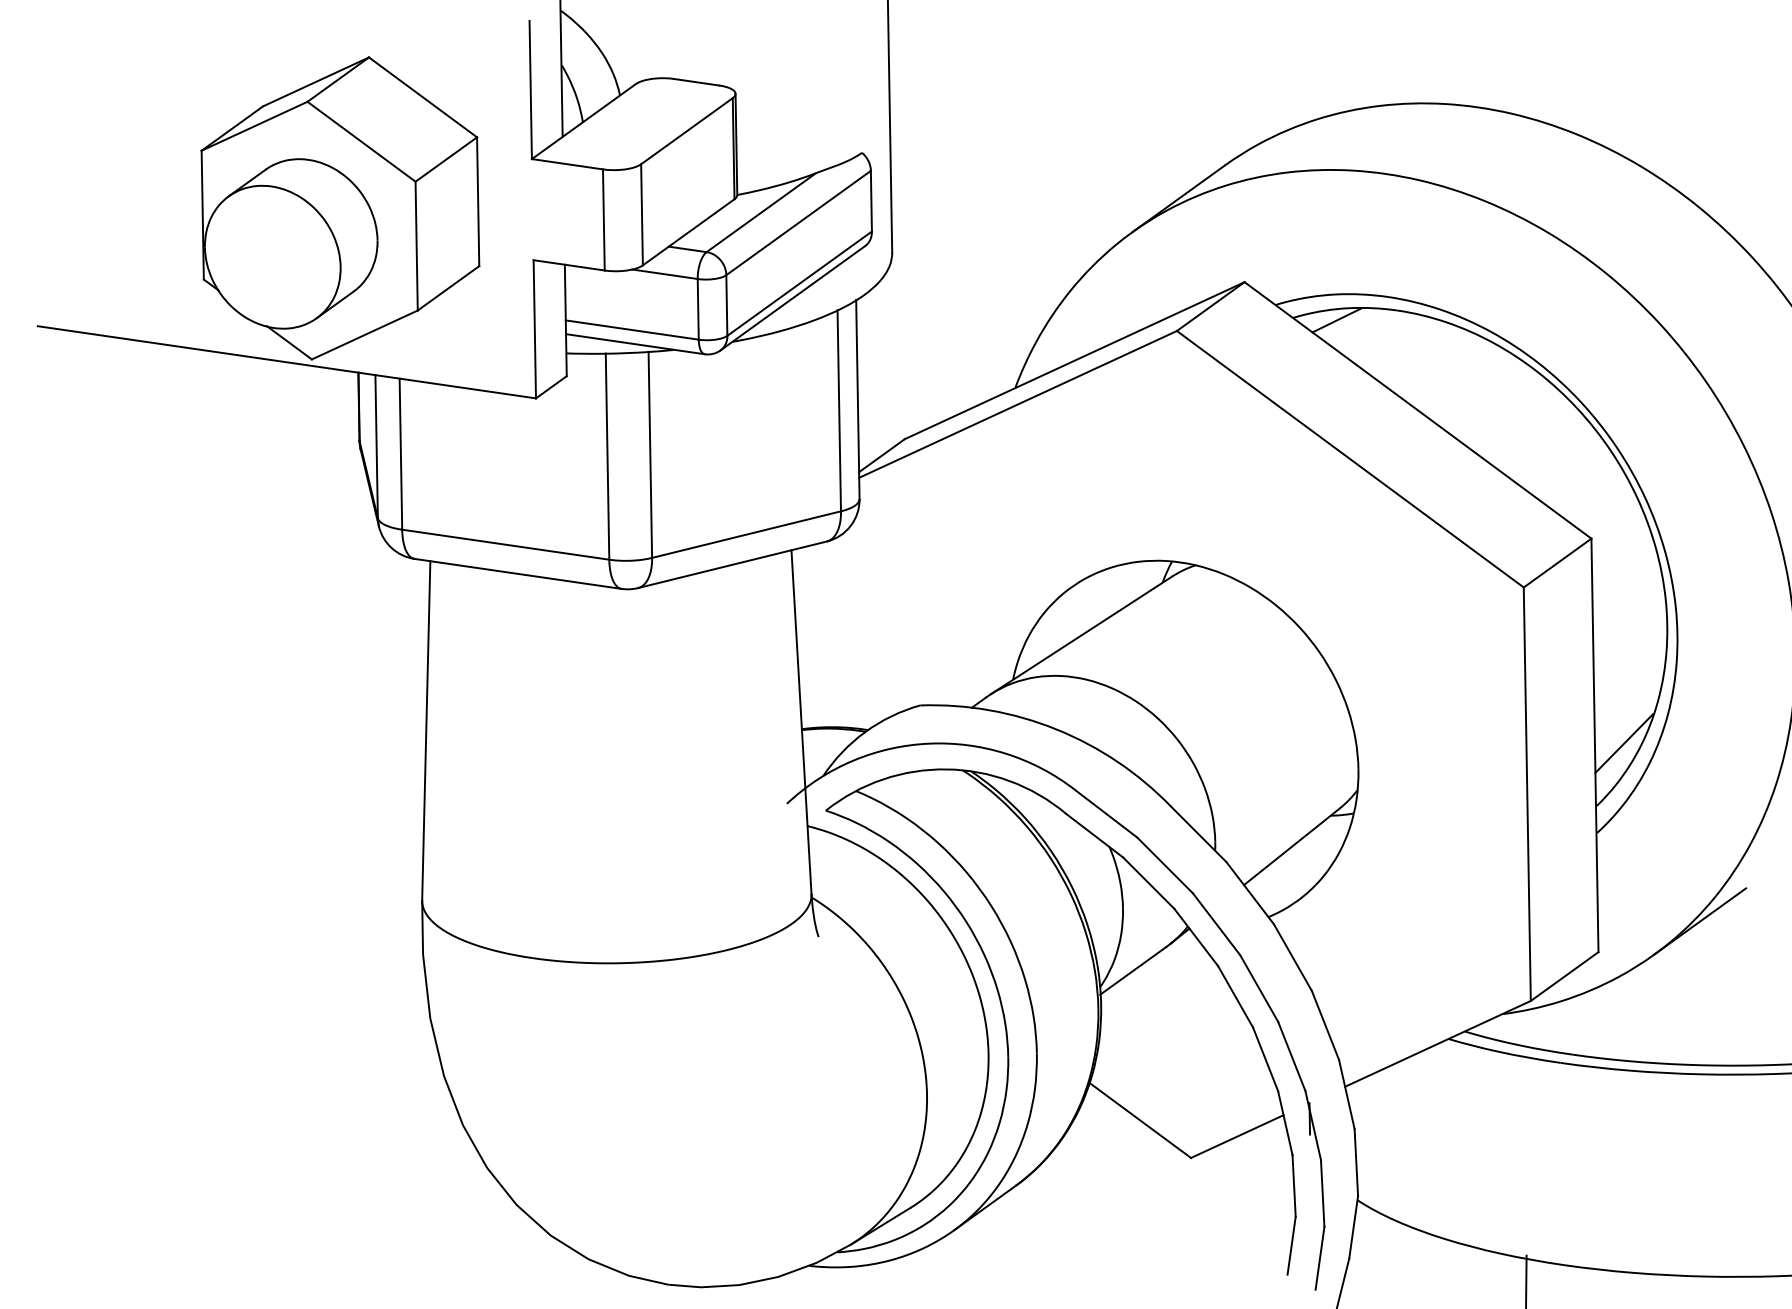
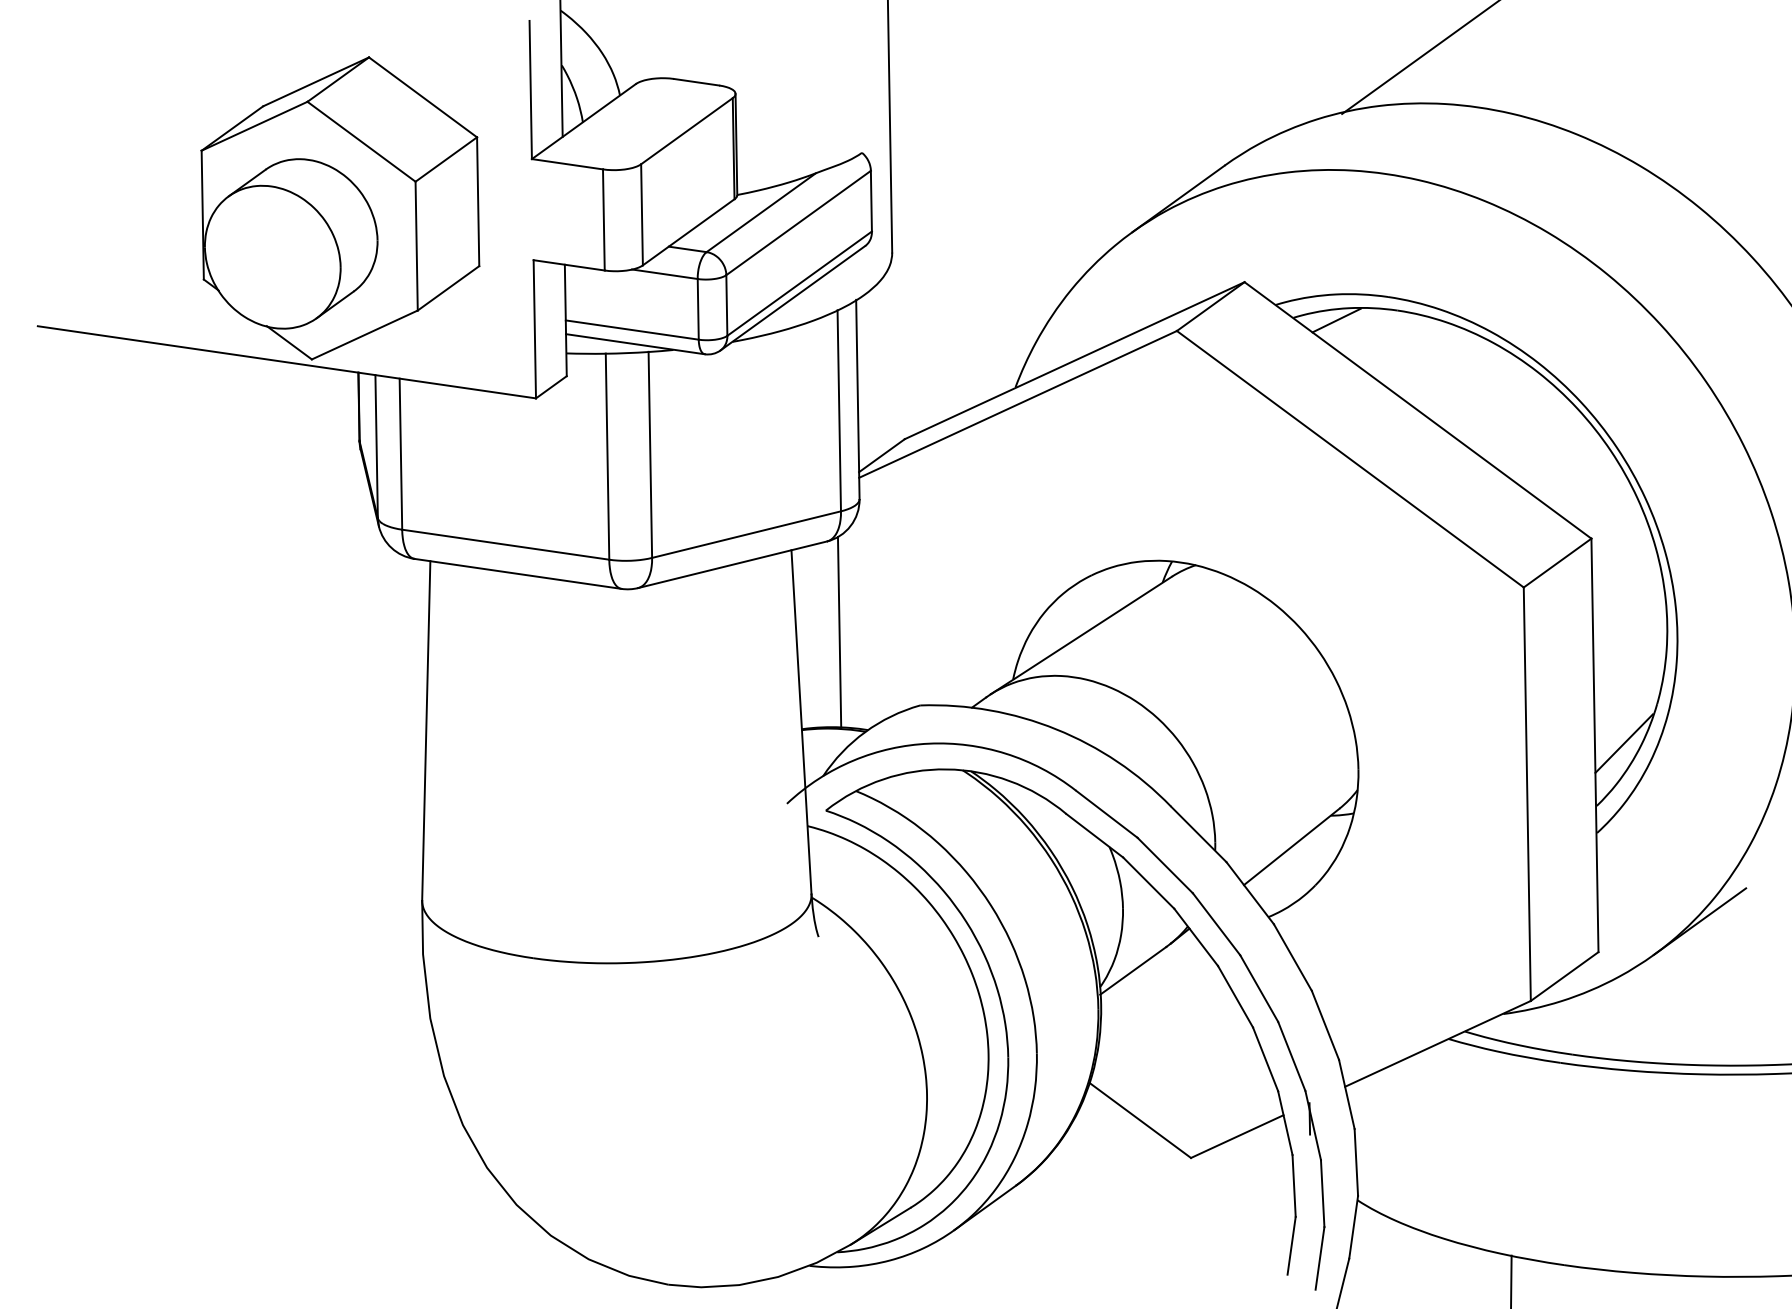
line: none -> present (1419, 58)
line: none -> present (839, 632)
line position: (1526, 1280) -> (1511, 1280) (1511, 1280)
